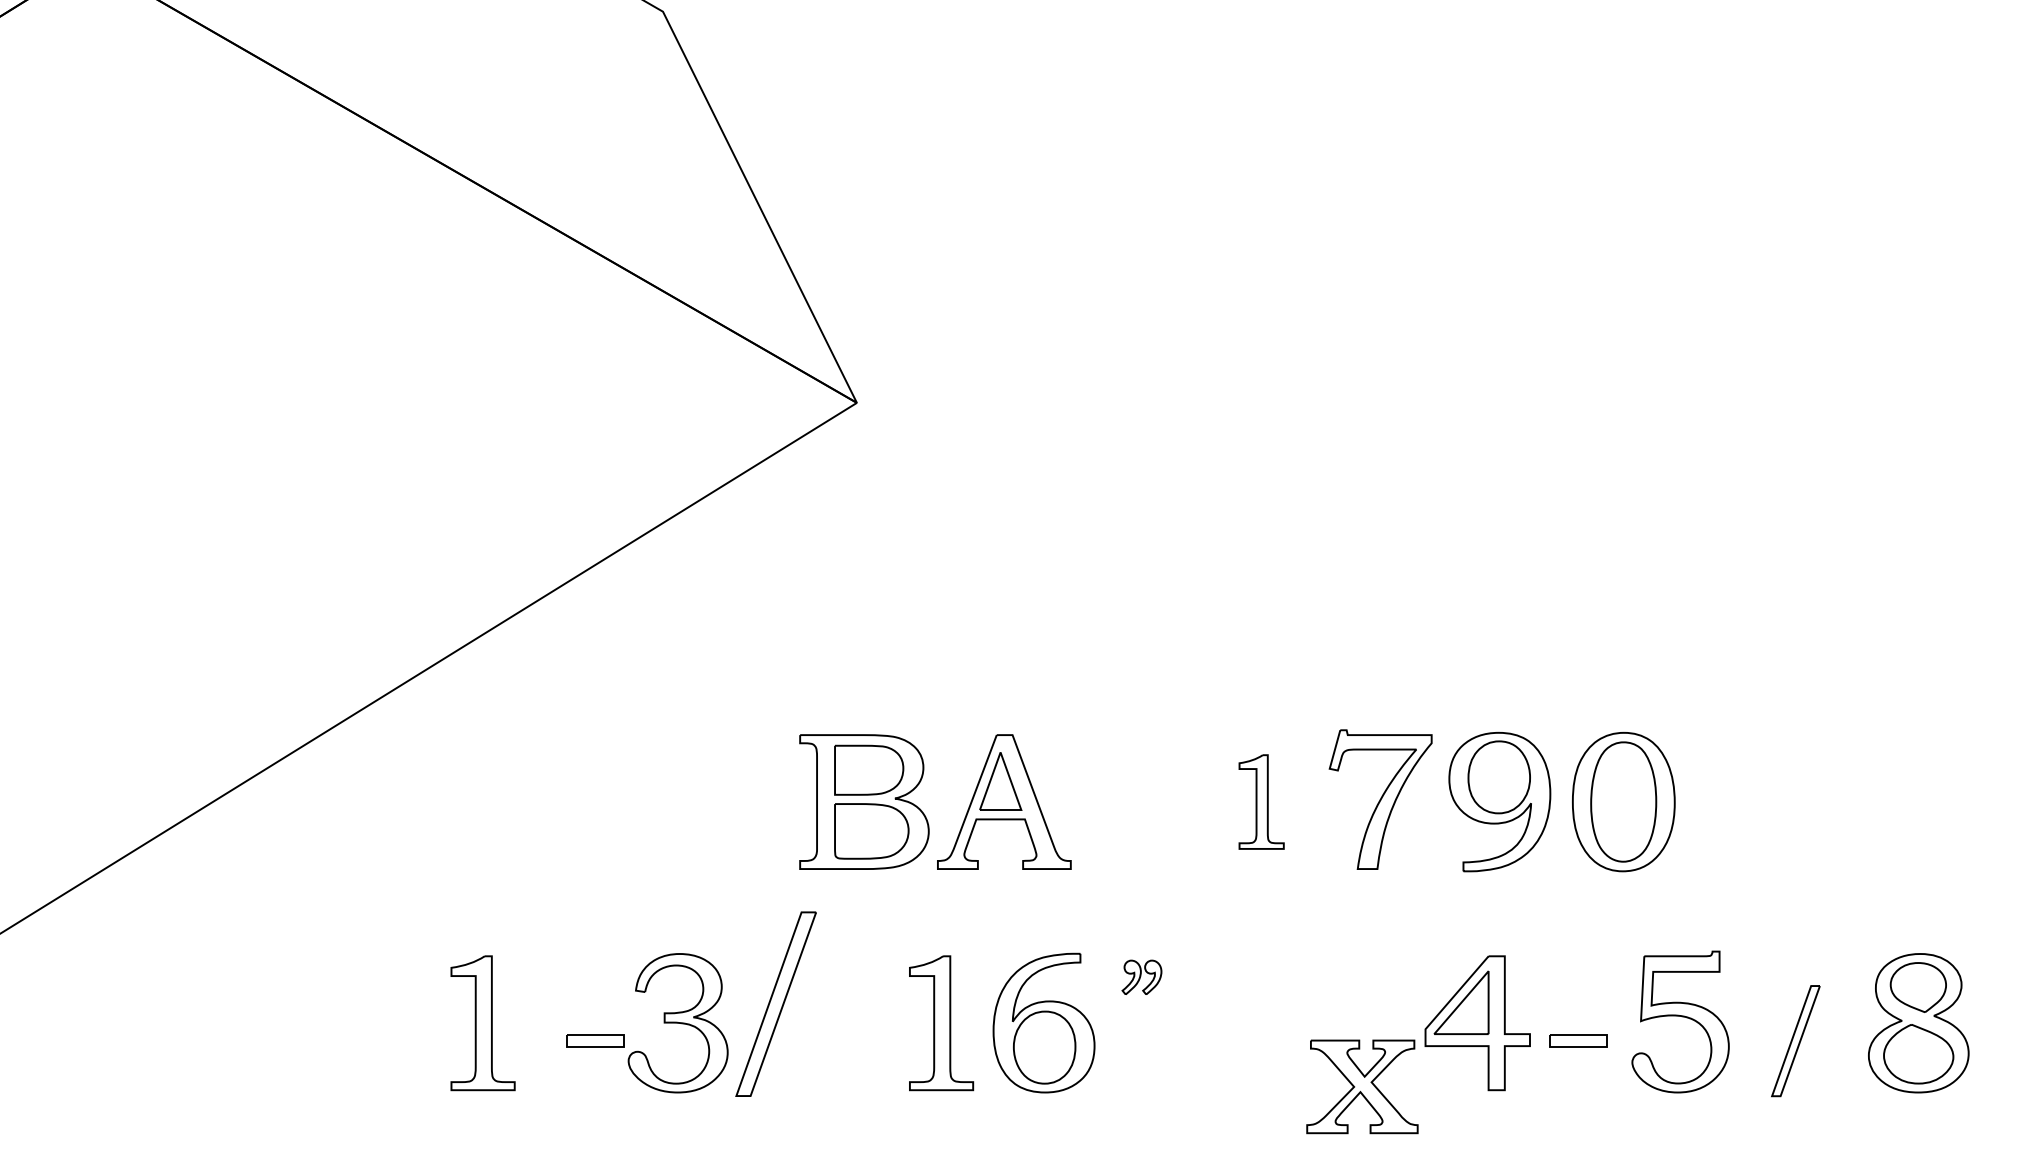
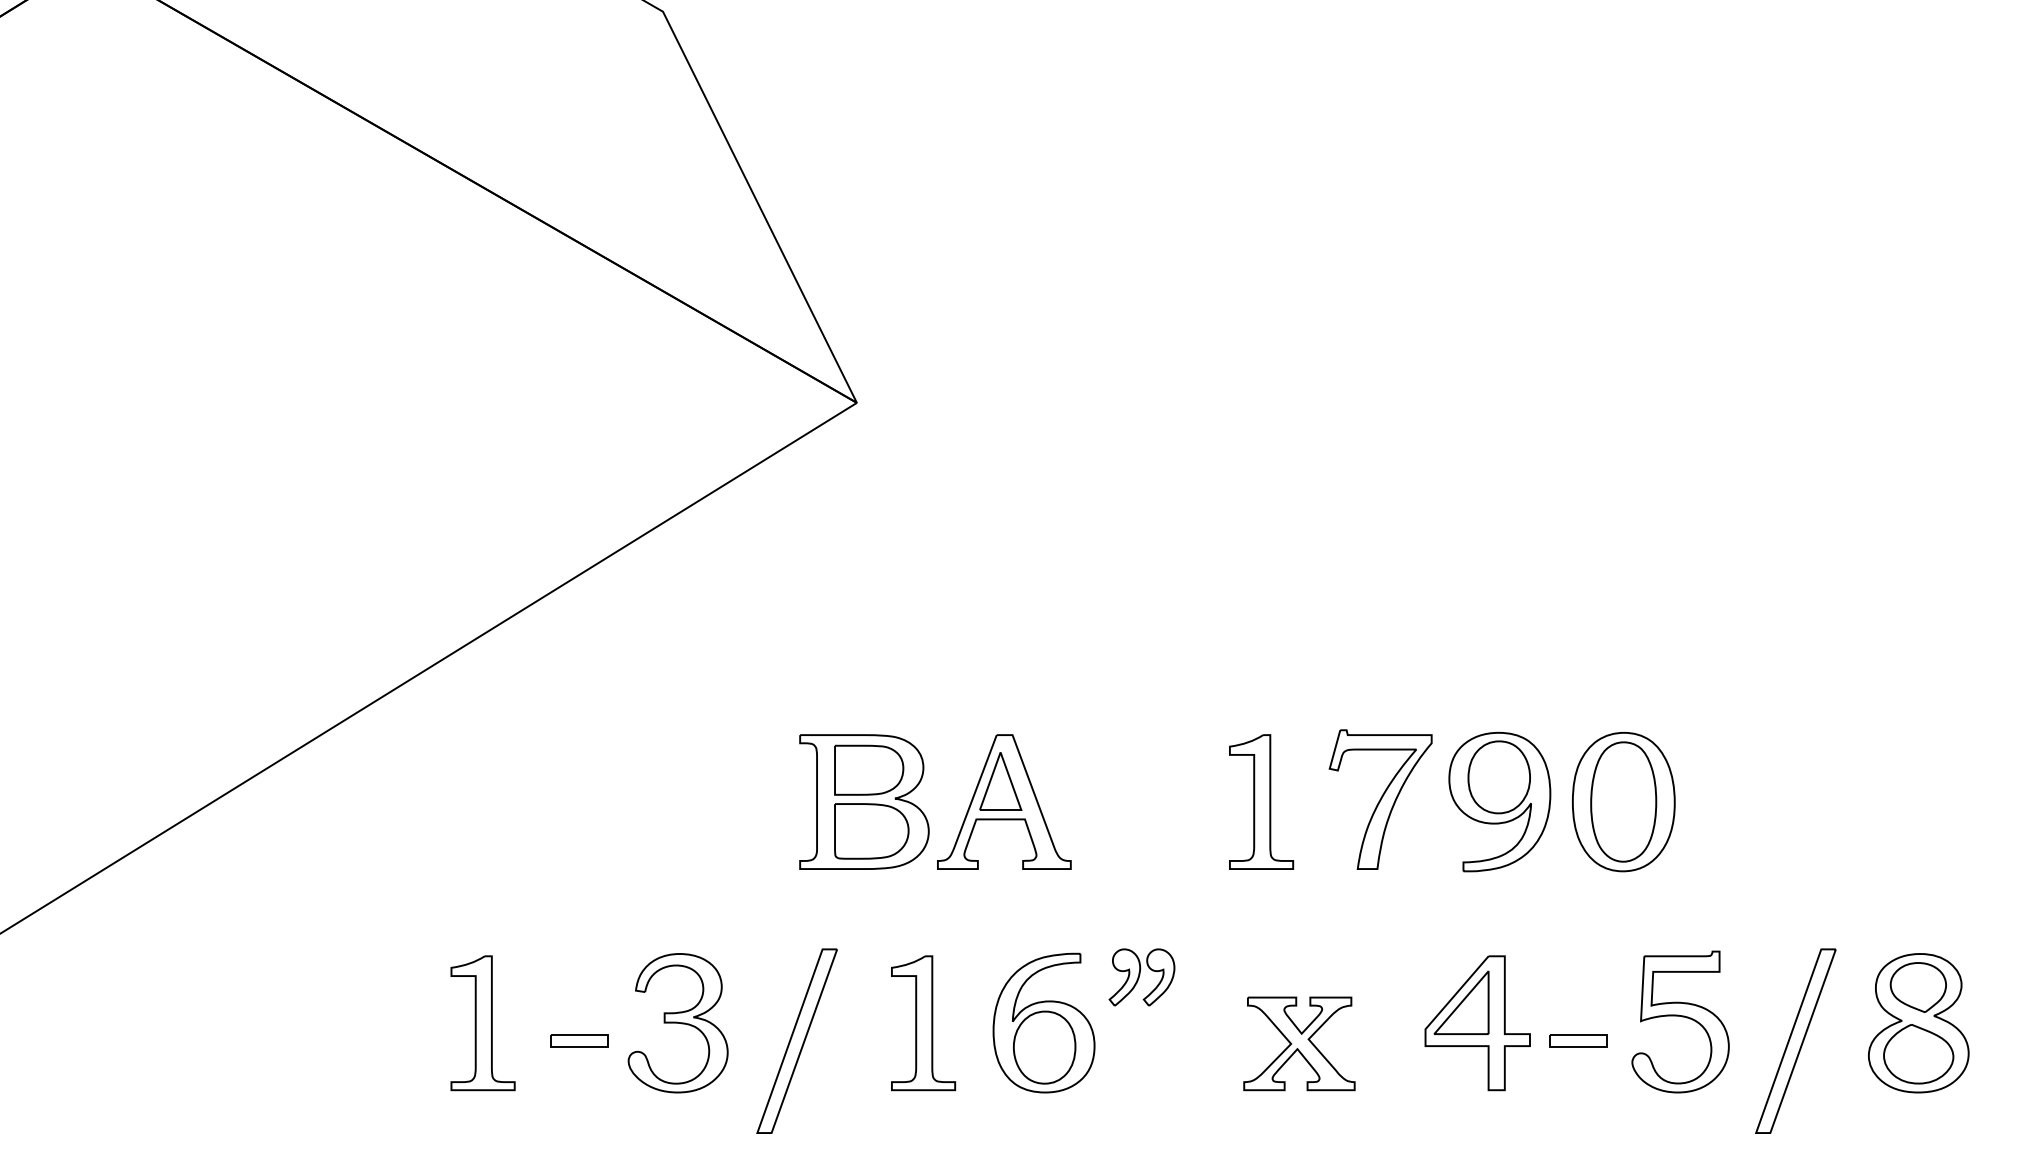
part size: 47x96 px -> 66x136 px (1261, 801)
part size: 42x36 px -> 68x59 px (1141, 977)
part position: (775, 1003) -> (796, 1040) (796, 1040)
part position: (941, 1023) -> (923, 1023) (923, 1023)
part position: (595, 1040) -> (579, 1040) (579, 1040)
part size: 50x113 px -> 82x186 px (1795, 1040)
part position: (1362, 1086) -> (1299, 1043) (1299, 1043)
